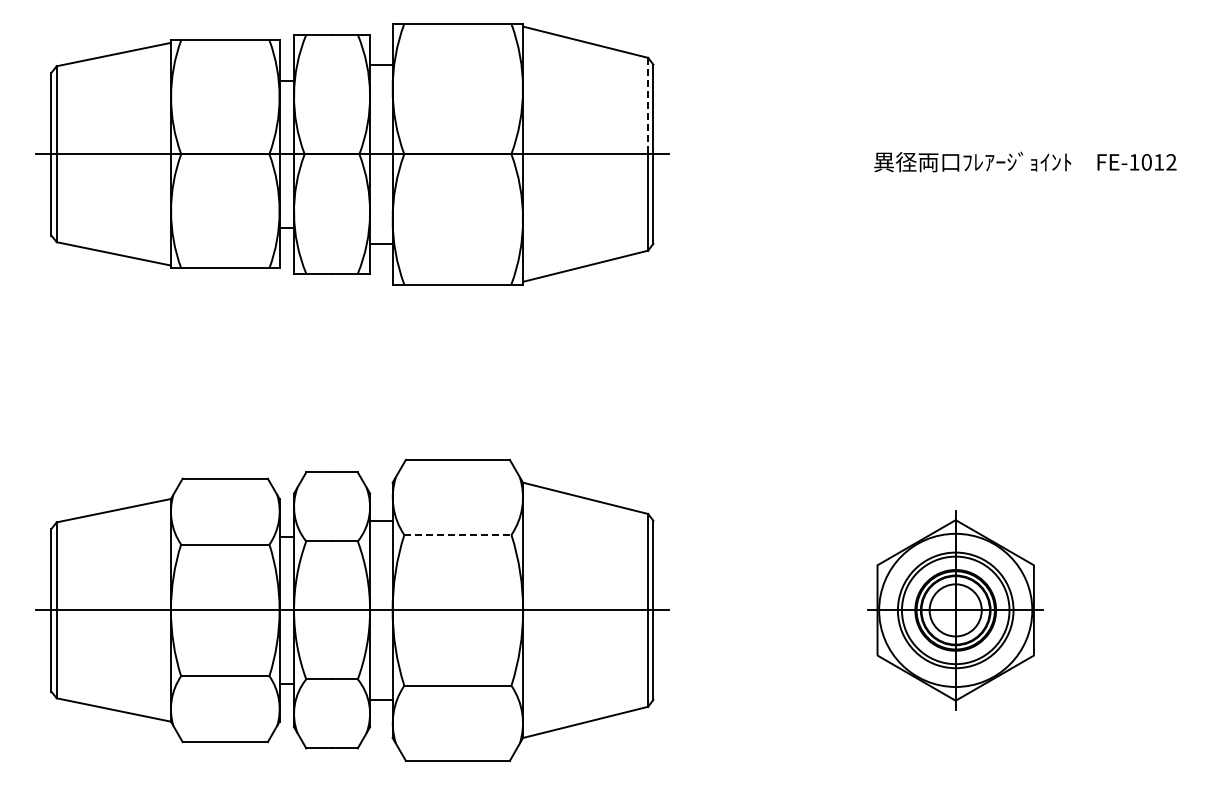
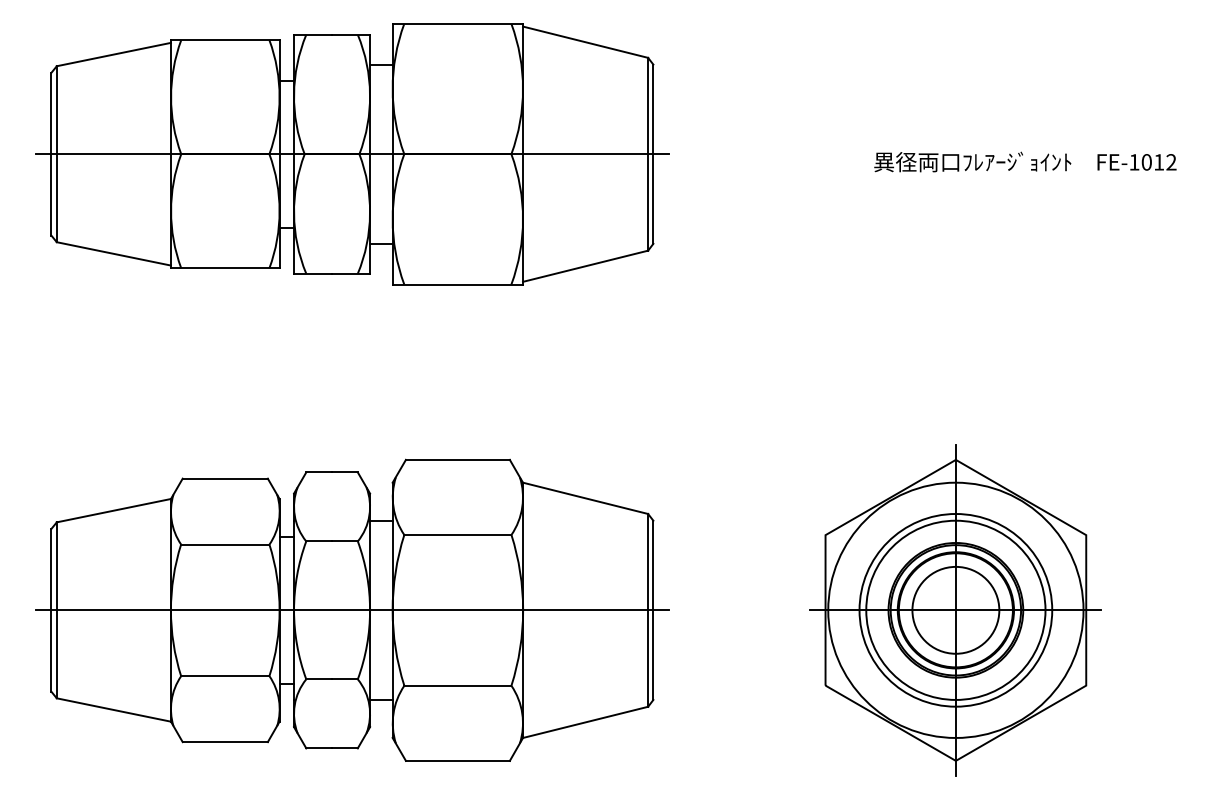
line: dashed -> solid (648, 106)
line: dashed -> solid (458, 535)
part size: 177x201 px -> 293x333 px (955, 610)
